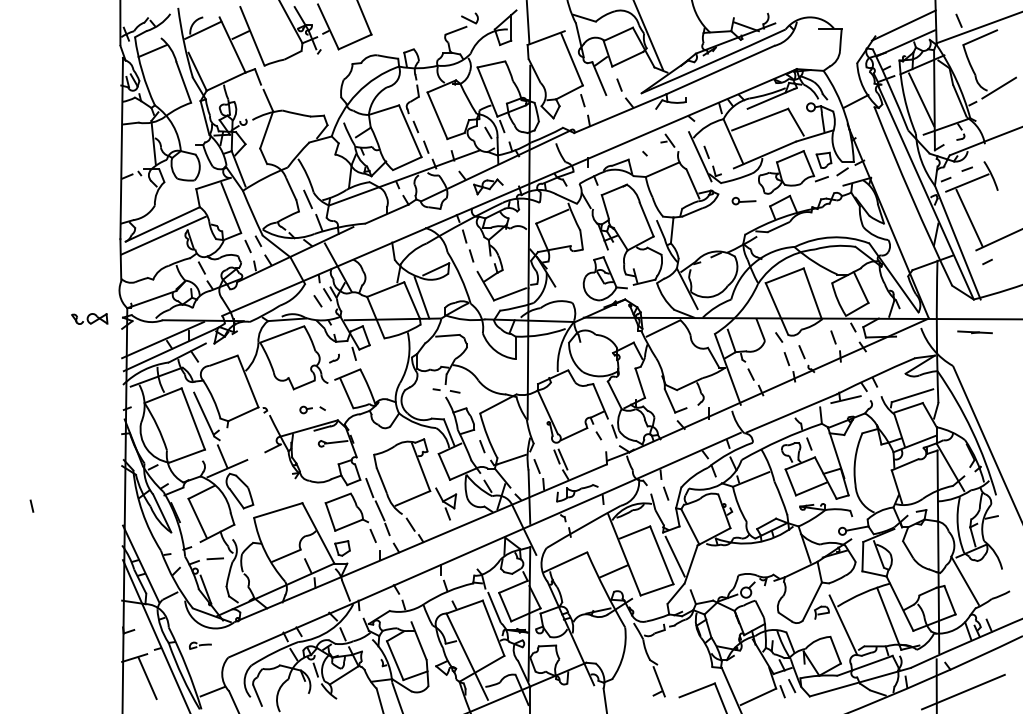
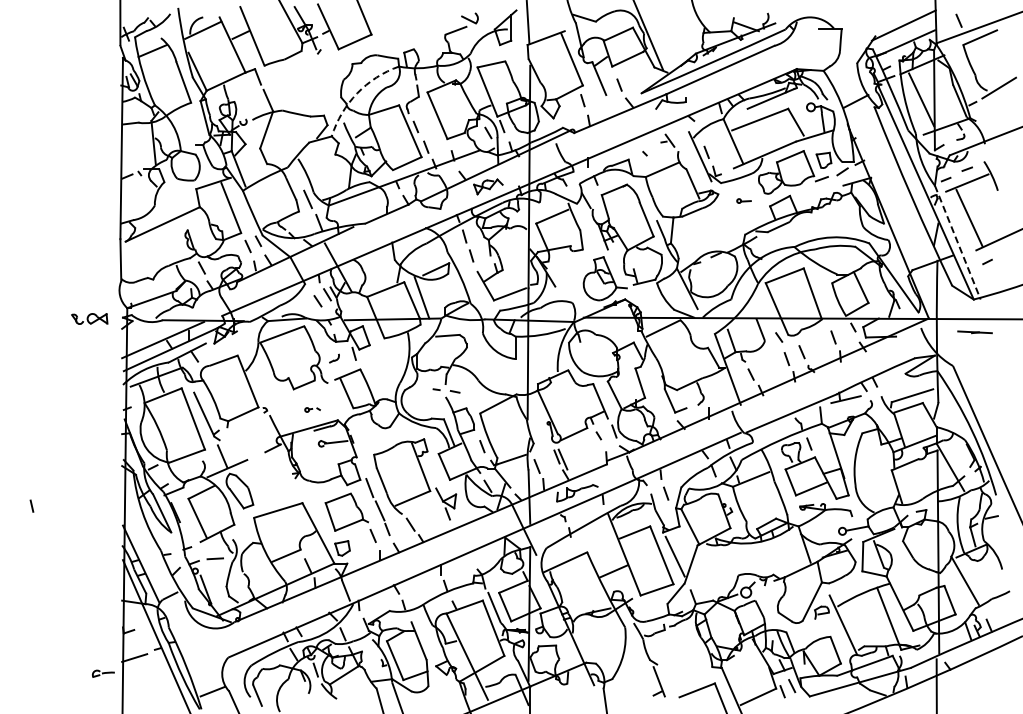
arc: solid -> dashed (357, 93)
part size: 26x10 px -> 16x6 px (743, 200)
line: present -> none (163, 235)
line: solid -> dashed (957, 243)
part size: 27x10 px -> 17x6 px (312, 409)
part position: (200, 645) -> (103, 673) (103, 673)
line: present -> none (147, 678)
line: present -> none (962, 691)
